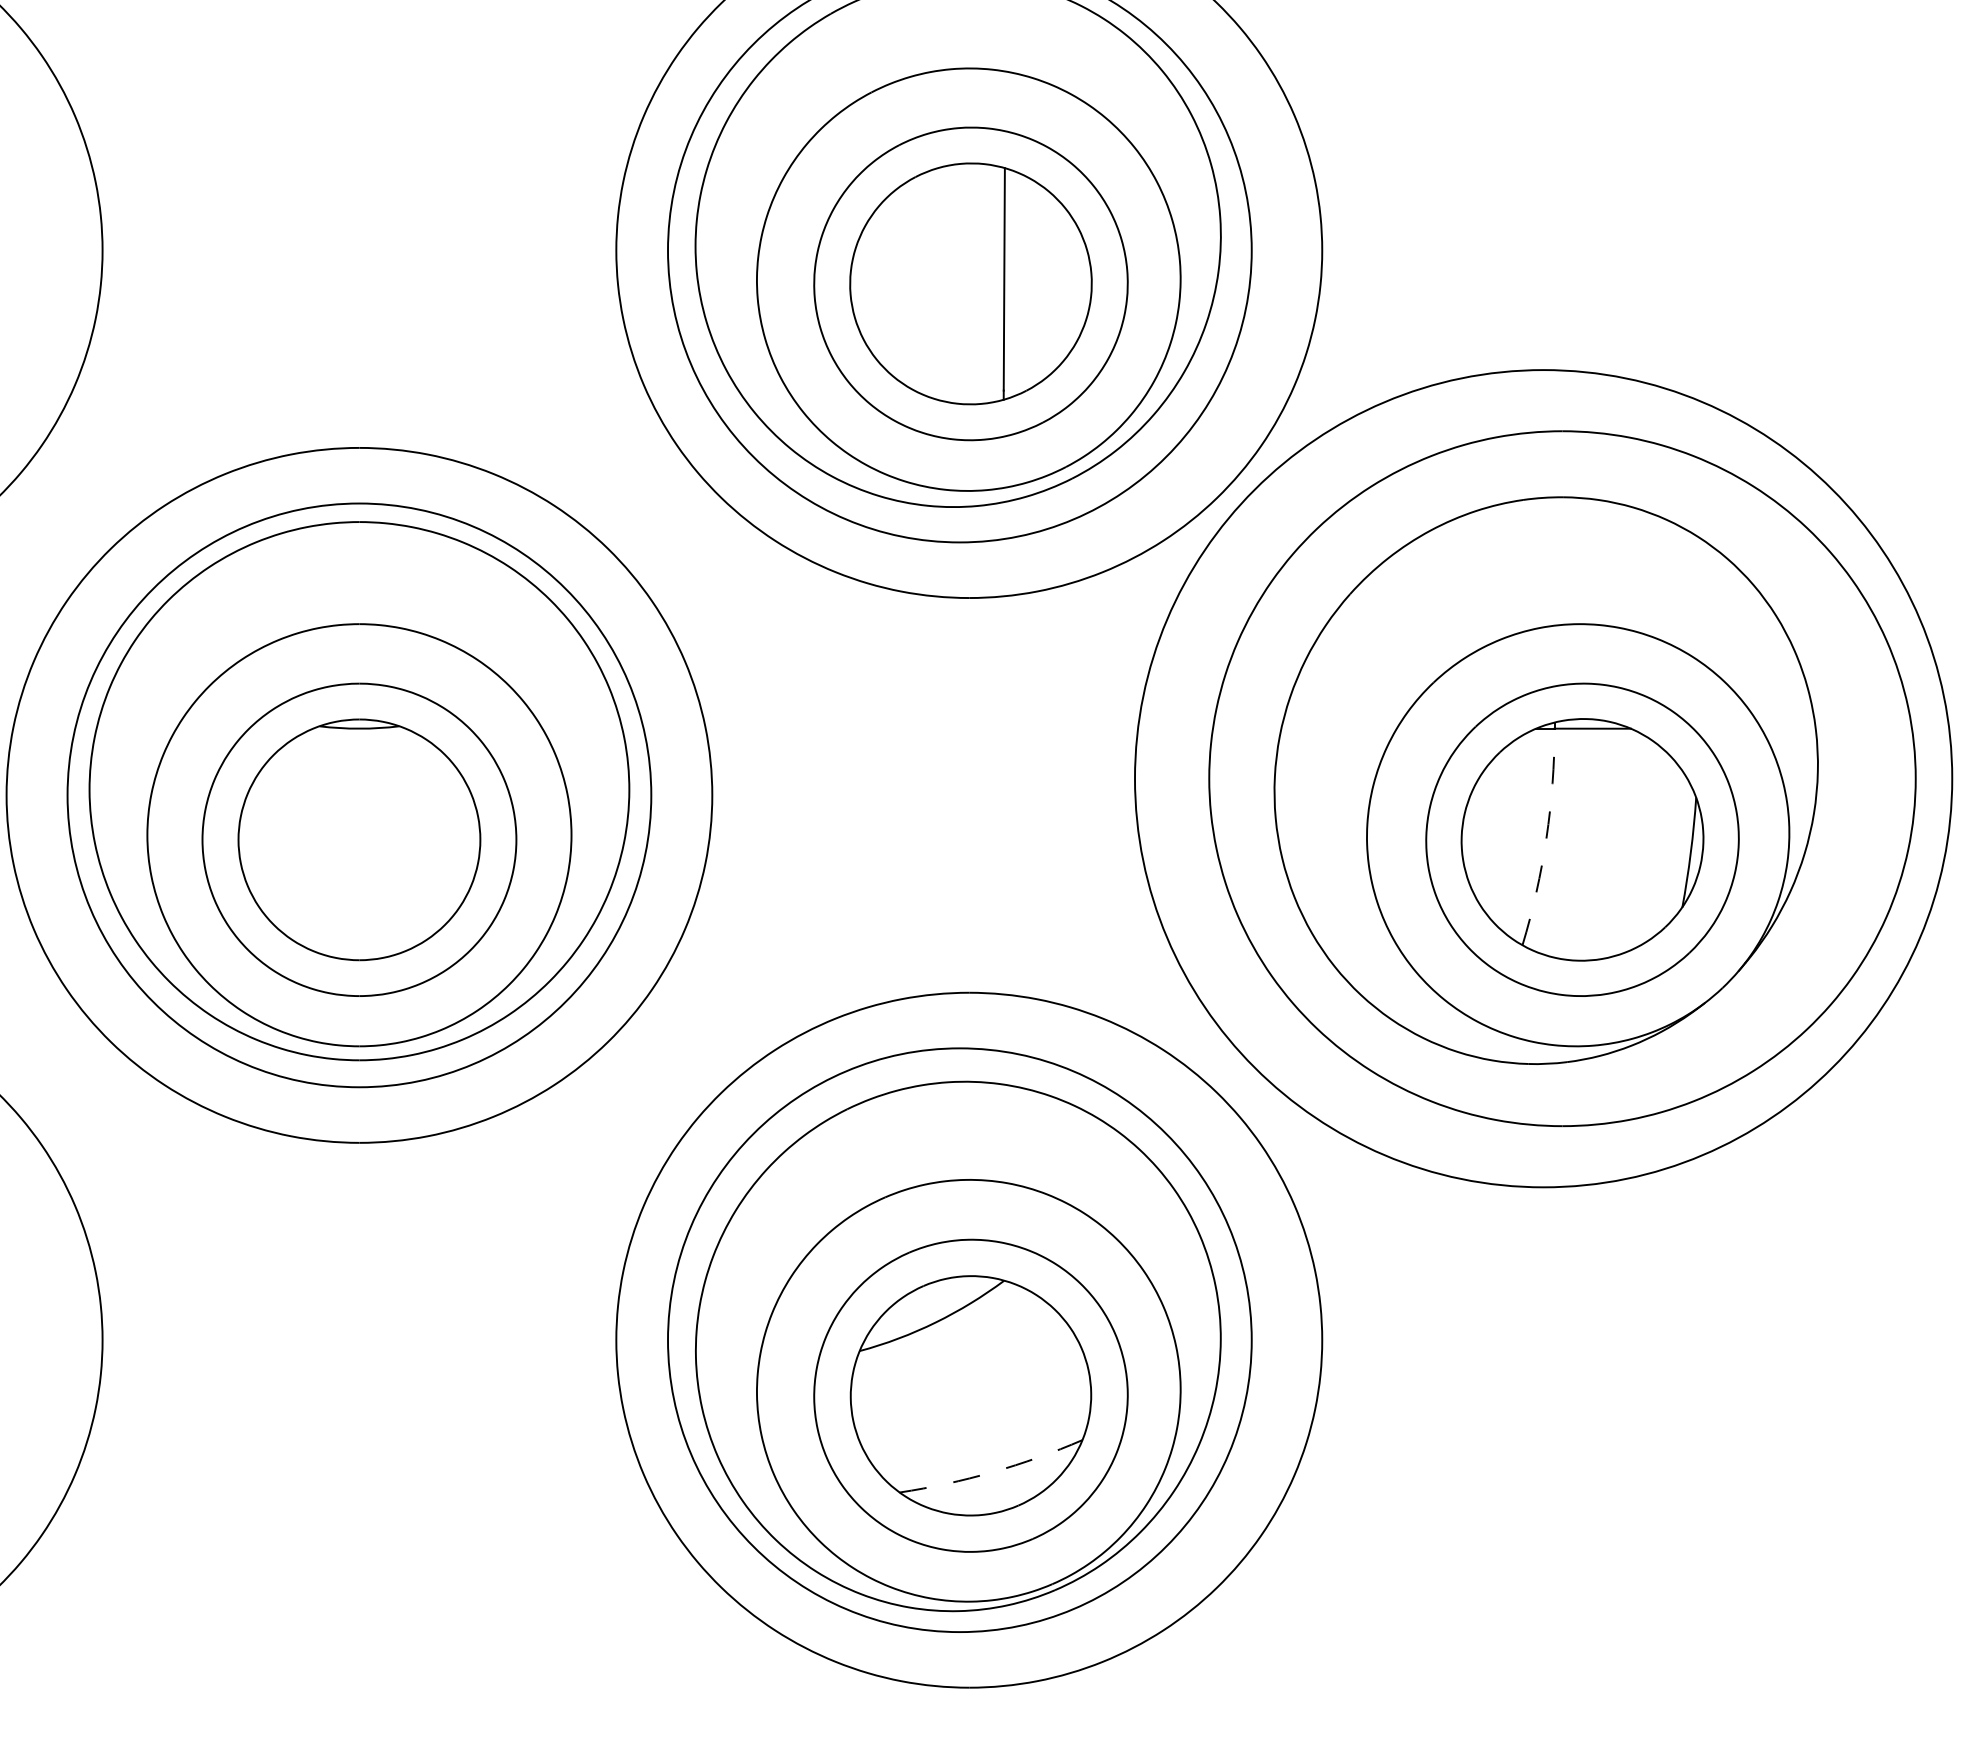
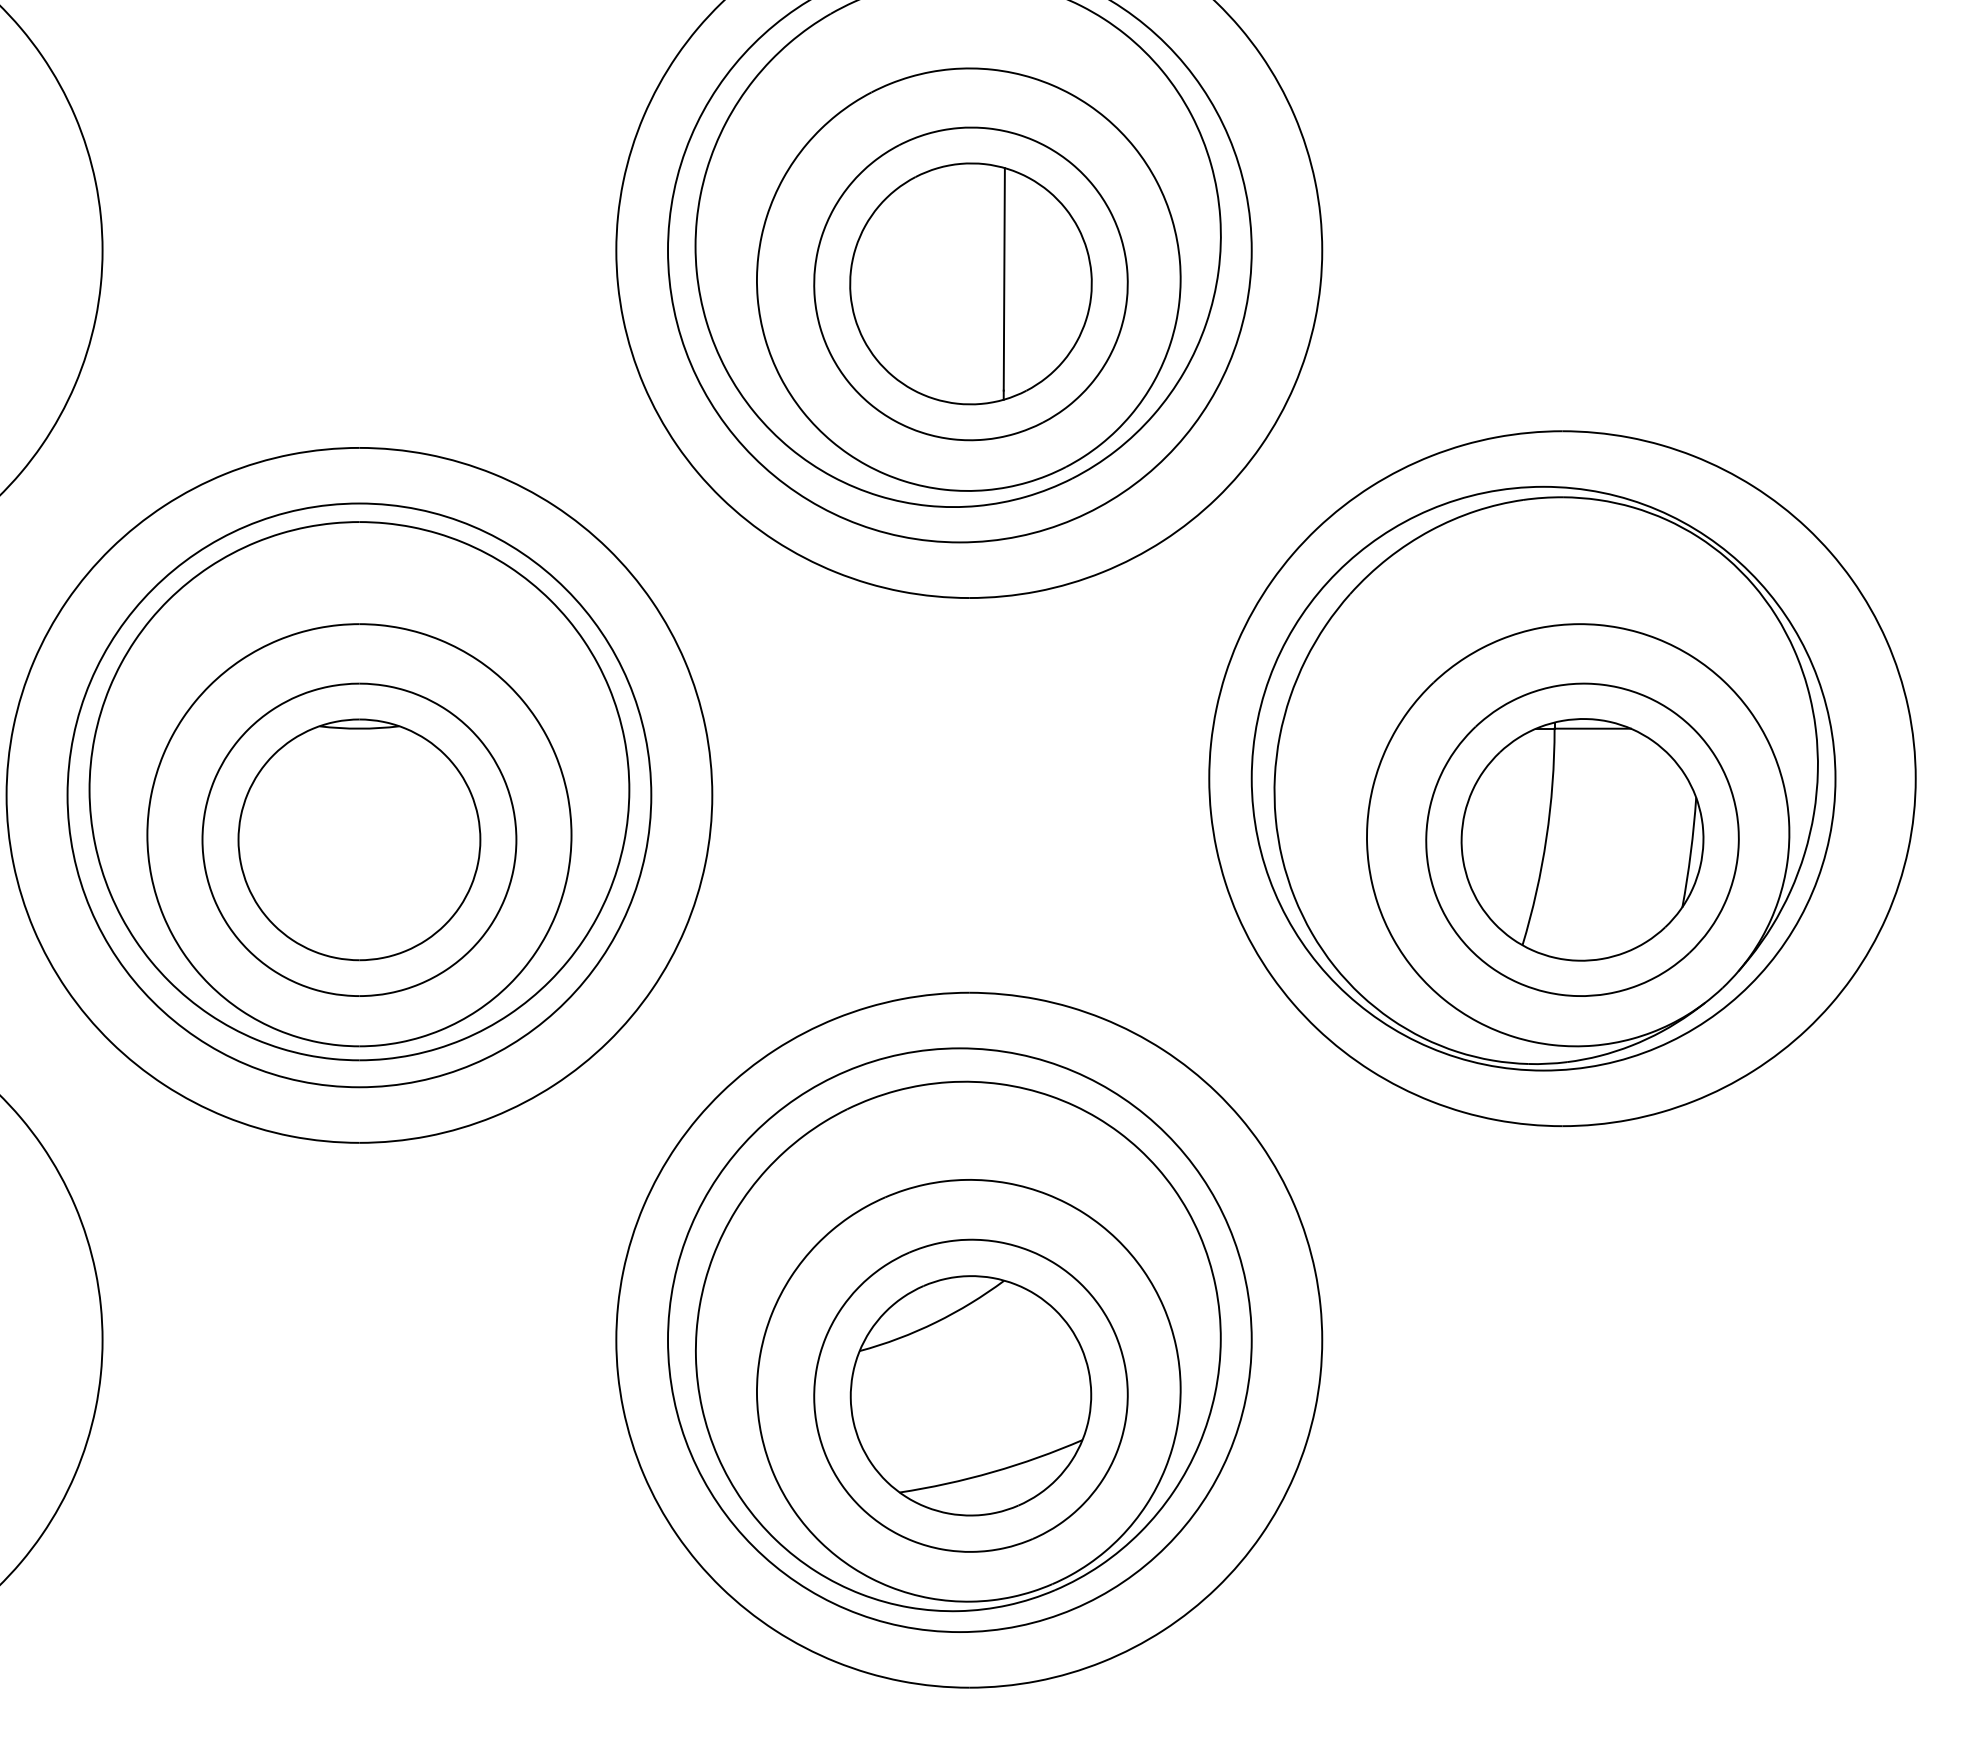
circle diameter: 817 px -> 584 px (1543, 778)
arc: dashed -> solid (1546, 838)
arc: dashed -> solid (992, 1472)
